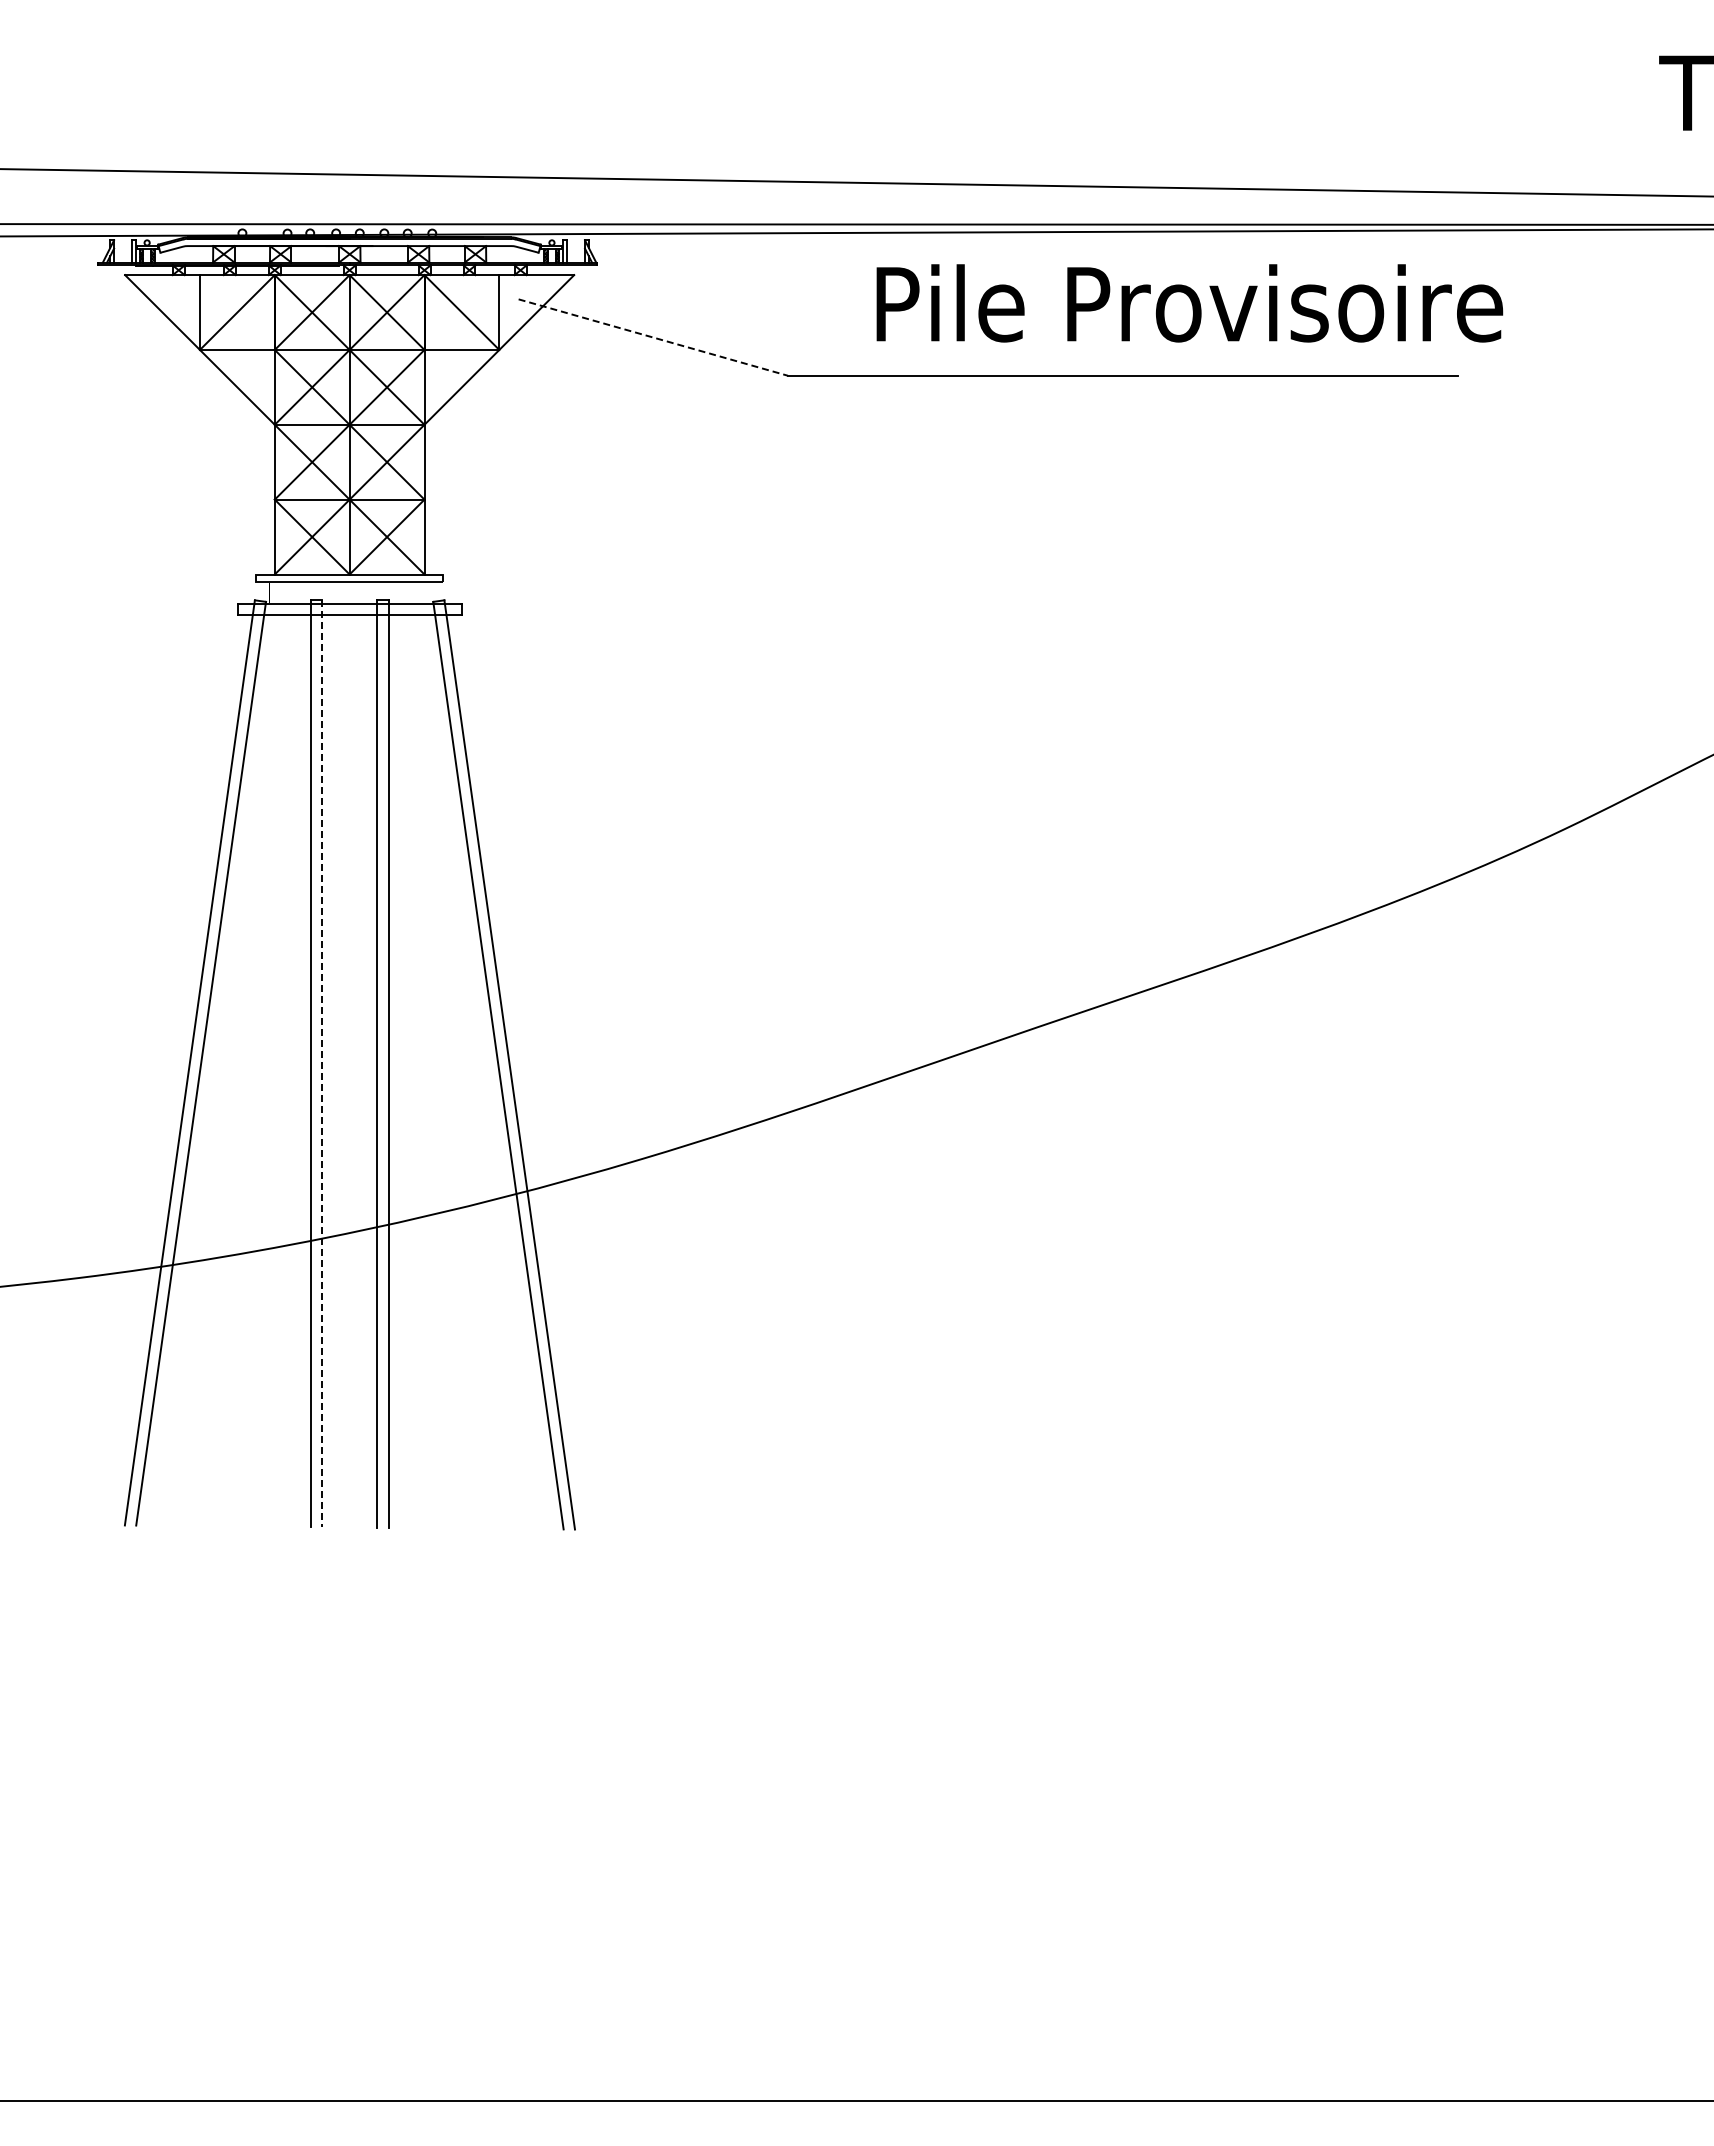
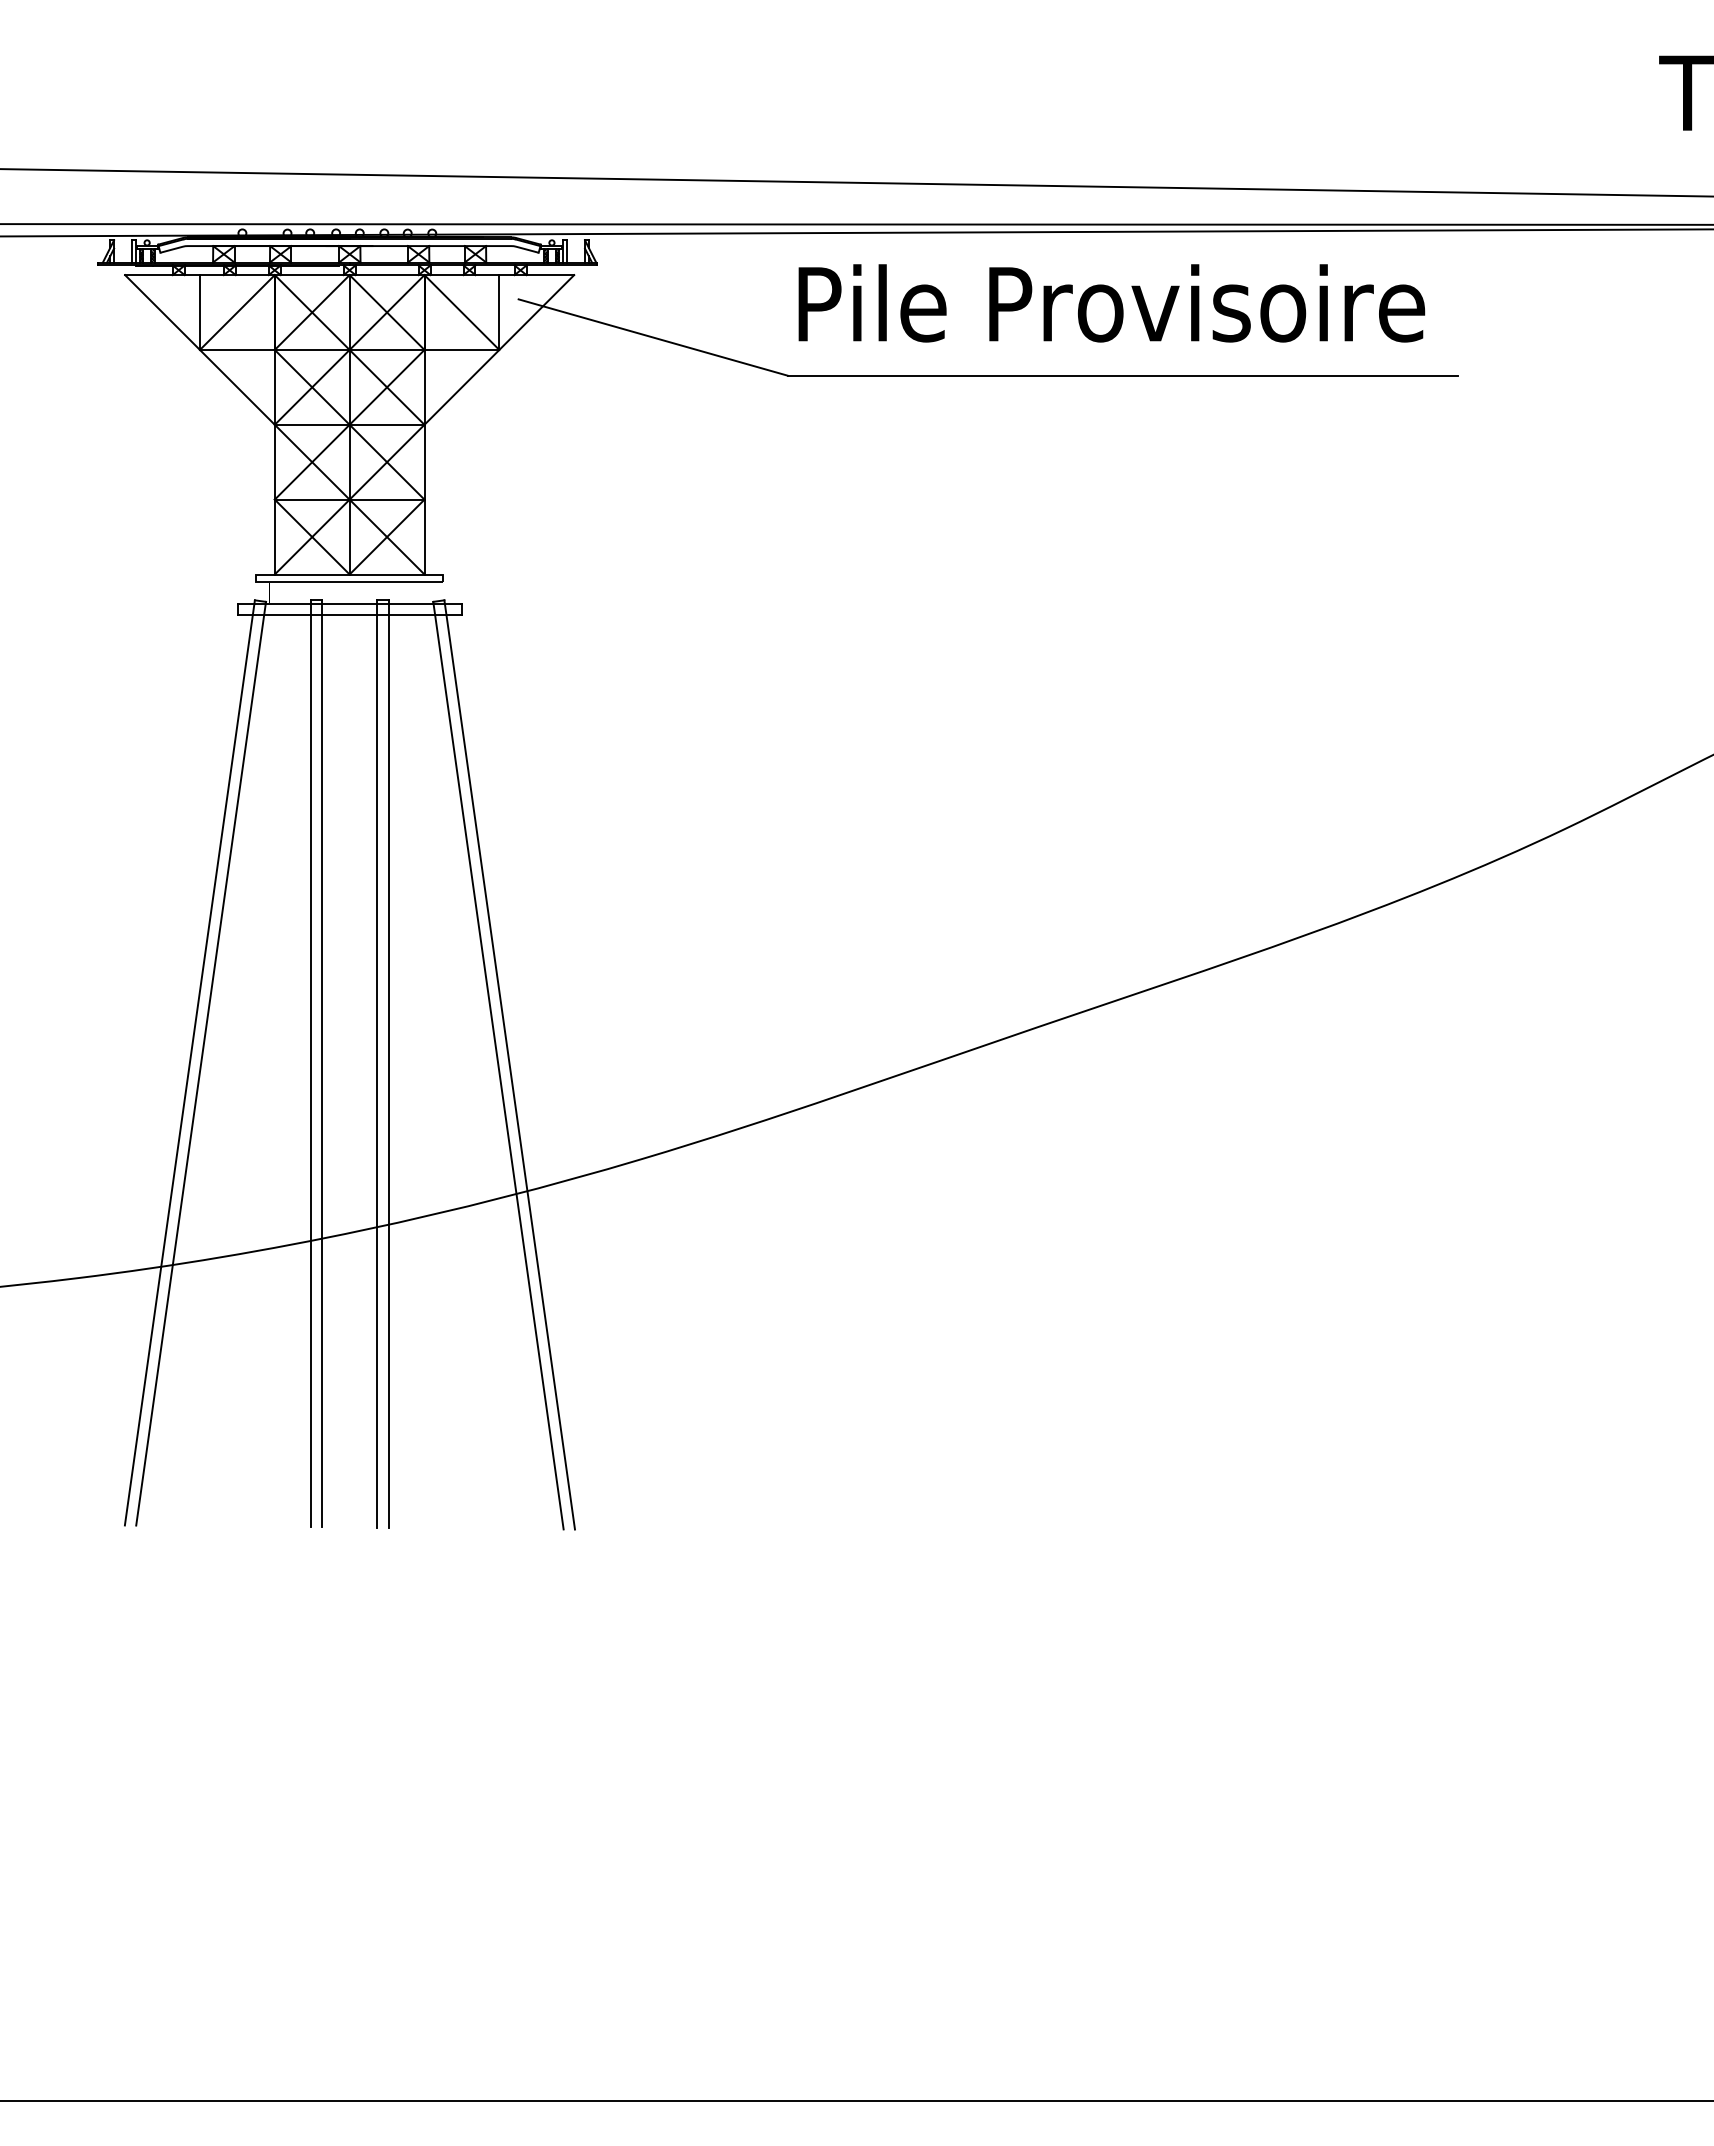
text position: (1189, 303) -> (1111, 303) (1111, 303)
line: dashed -> solid (653, 337)
line: dashed -> solid (321, 1064)
